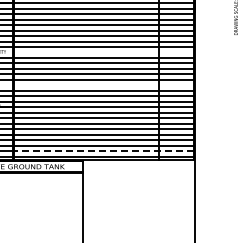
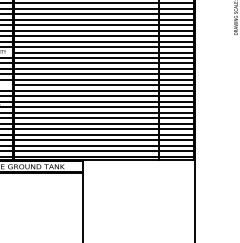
line: none -> present (103, 52)
line: none -> present (103, 85)
line: dashed -> solid (103, 151)
